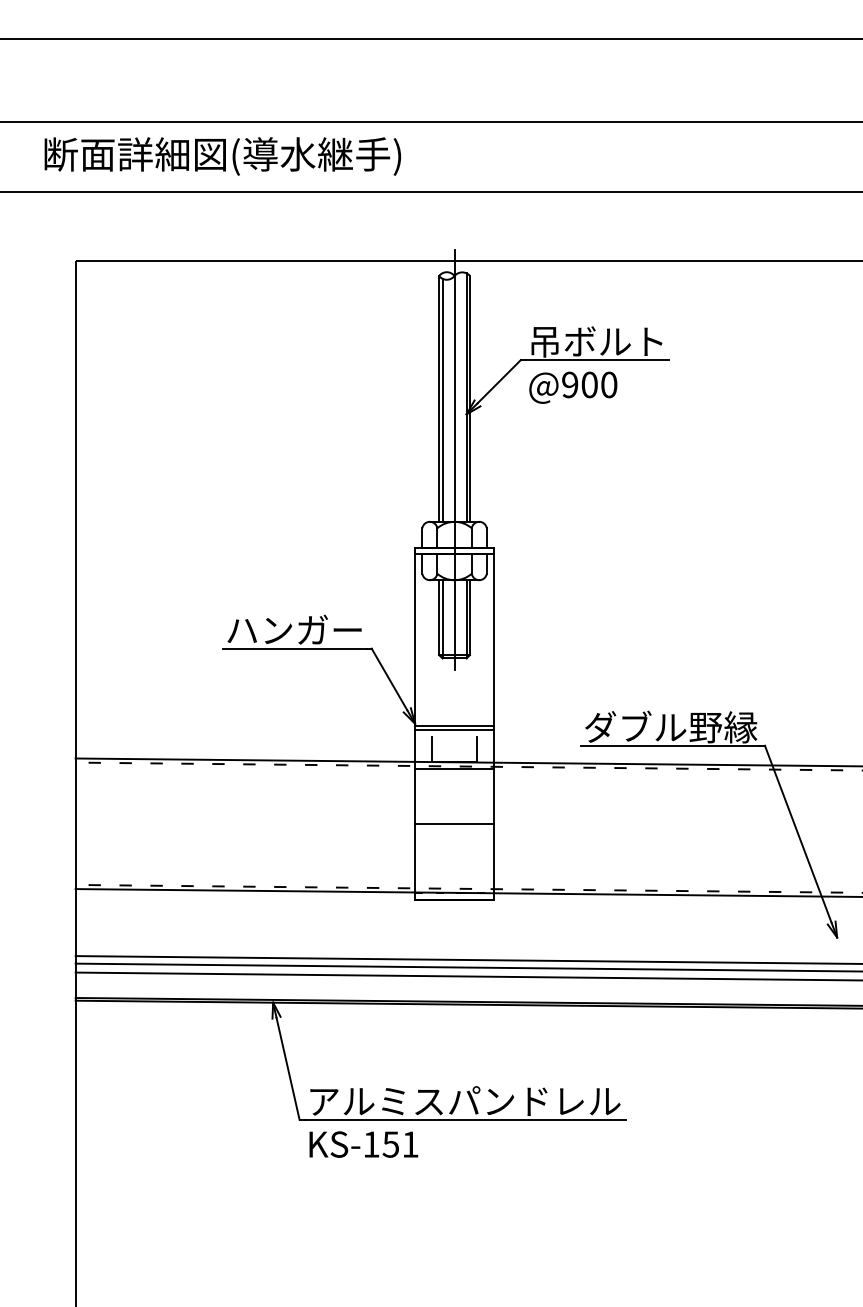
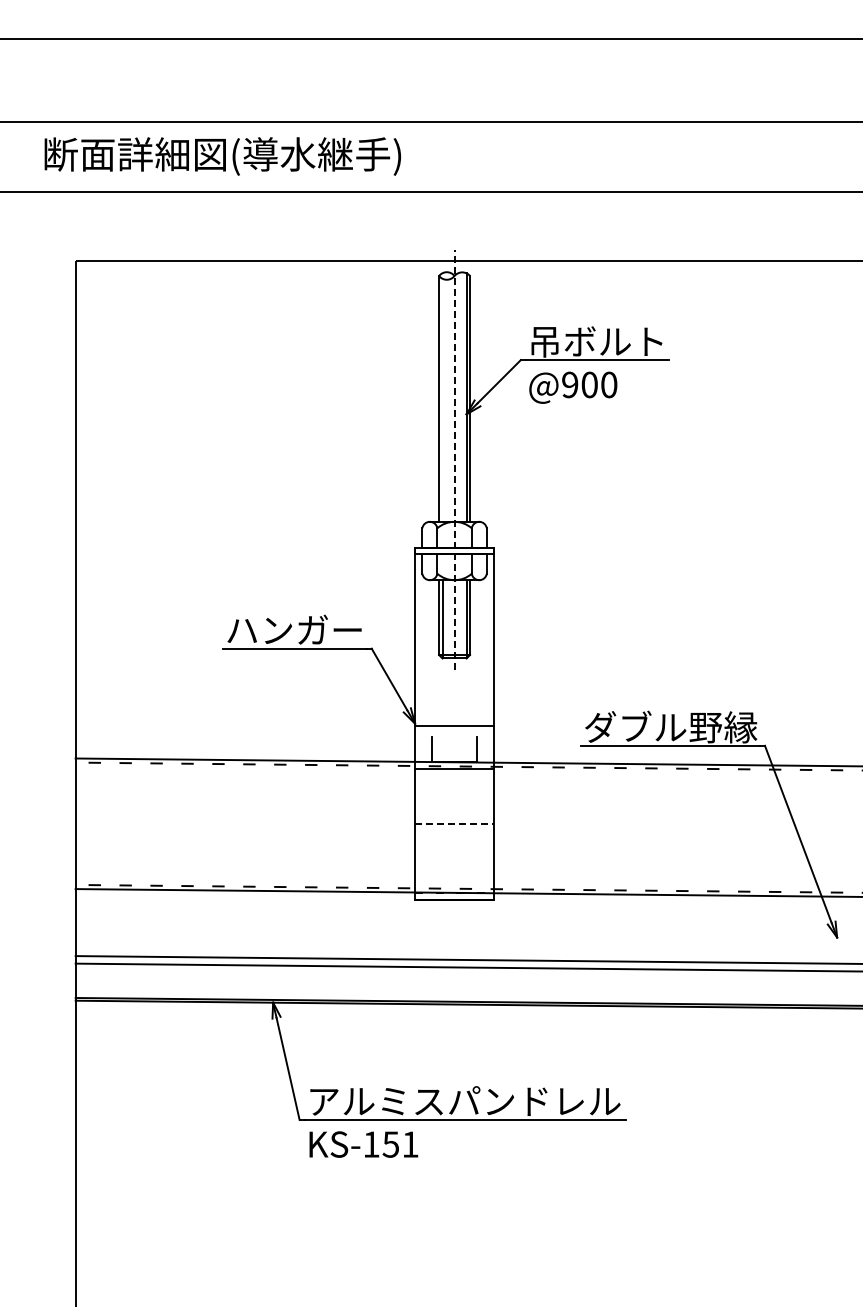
line: present -> none (442, 399)
line: solid -> dashed (454, 460)
line: present -> none (454, 729)
line: solid -> dashed (454, 823)
line: present -> none (467, 976)
